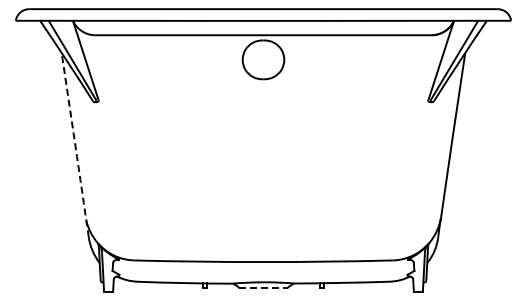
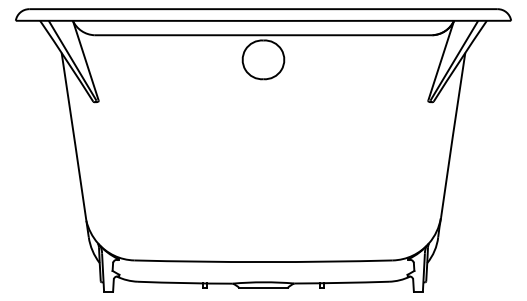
arc: dashed -> solid (75, 145)
line: dashed -> solid (263, 288)
